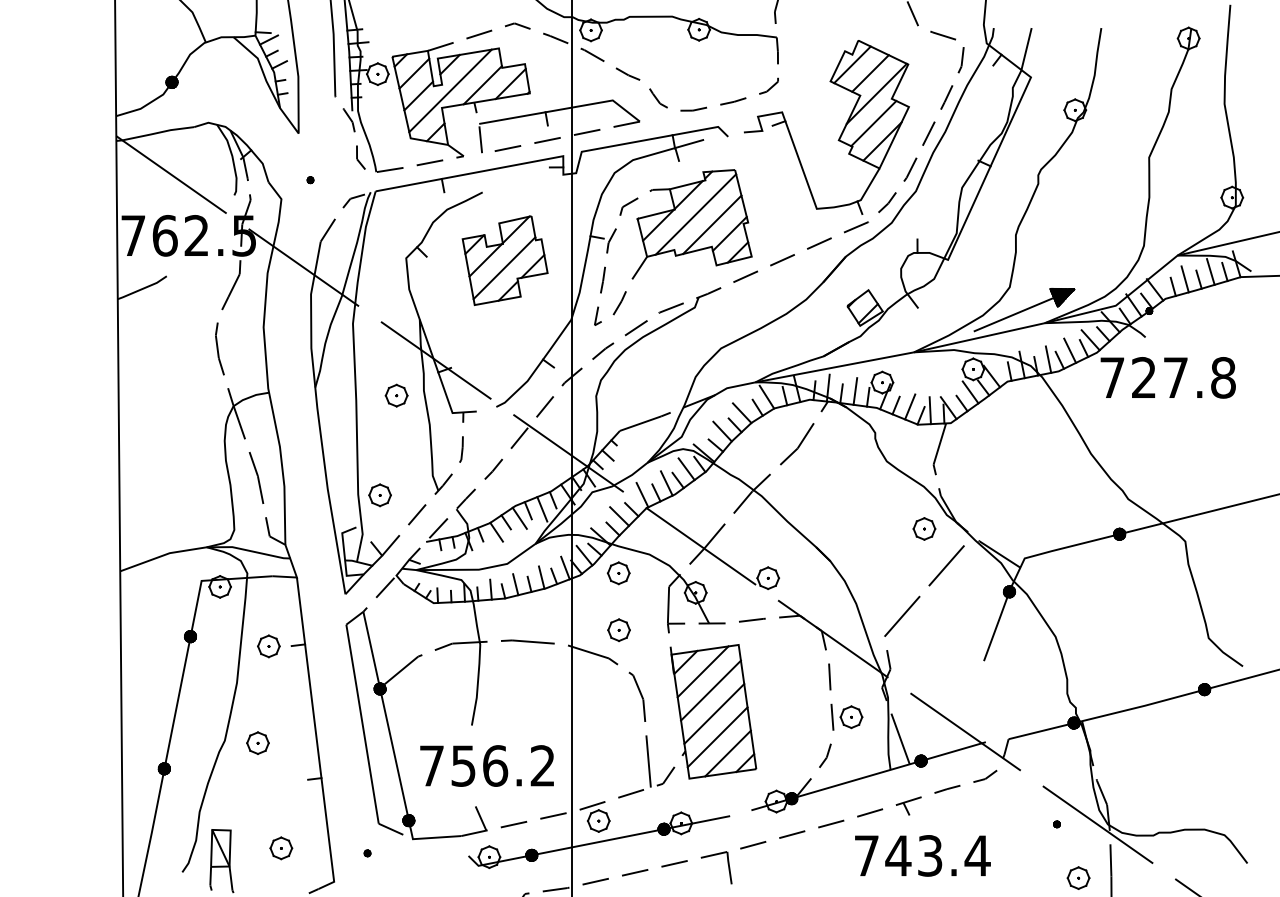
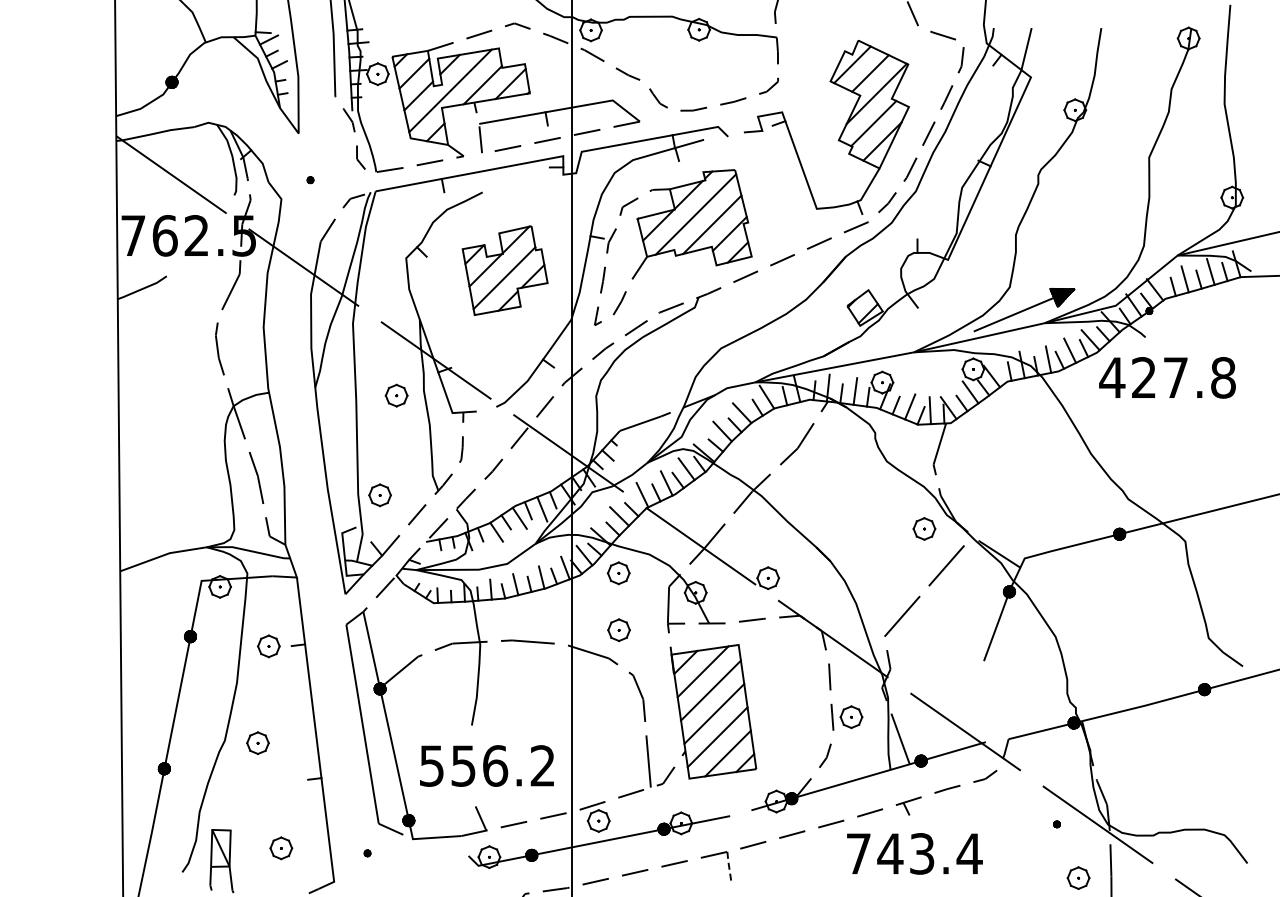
part position: (504, 260) -> (504, 270) (504, 270)
text: 727.8 -> 427.8 (1112, 377)
text: 756.2 -> 556.2 (431, 765)
text position: (922, 855) -> (914, 853) (914, 853)
line: solid -> dashed (729, 868)
